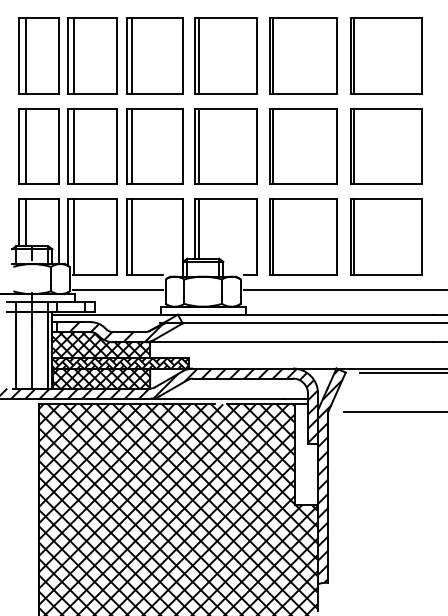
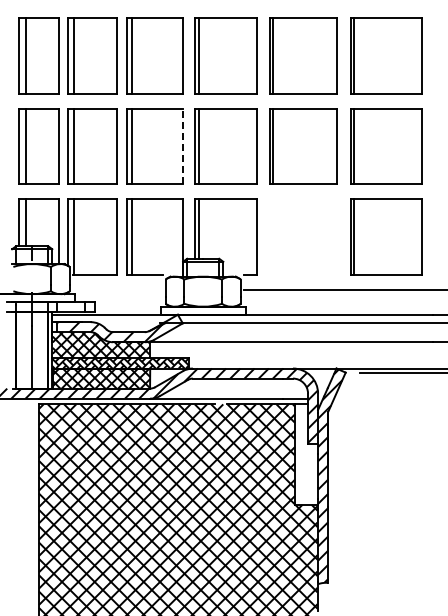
line: solid -> dashed (182, 146)
part: present -> none (303, 236)
line: present -> none (117, 289)
line: present -> none (393, 412)
